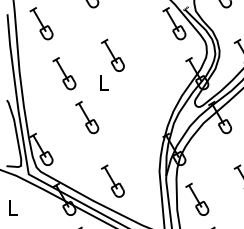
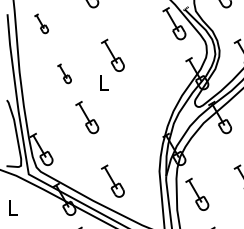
part size: 25x34 px -> 15x22 px (41, 23)
part size: 25x34 px -> 15x22 px (64, 73)
part position: (197, 198) -> (197, 193) (197, 193)
